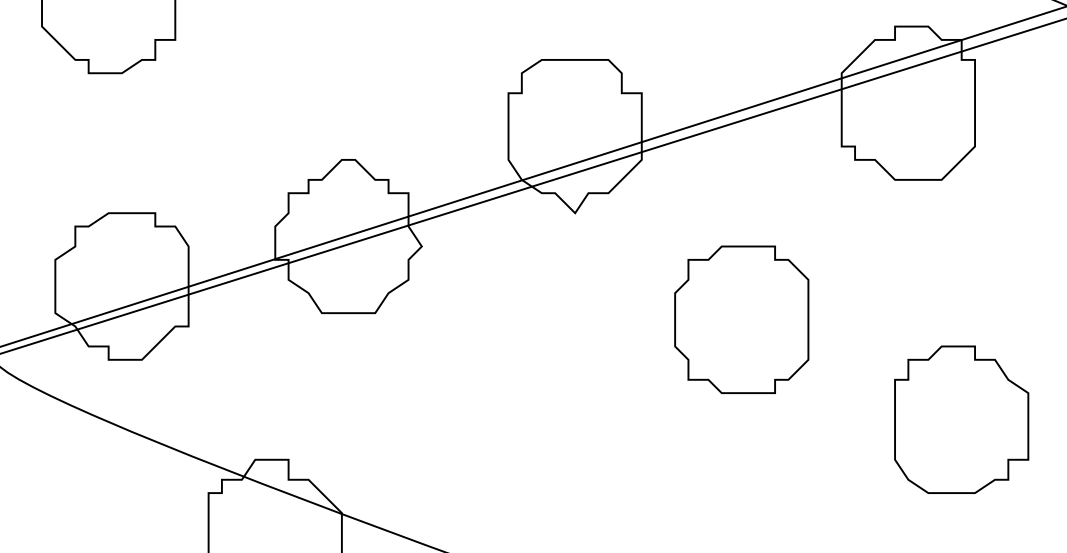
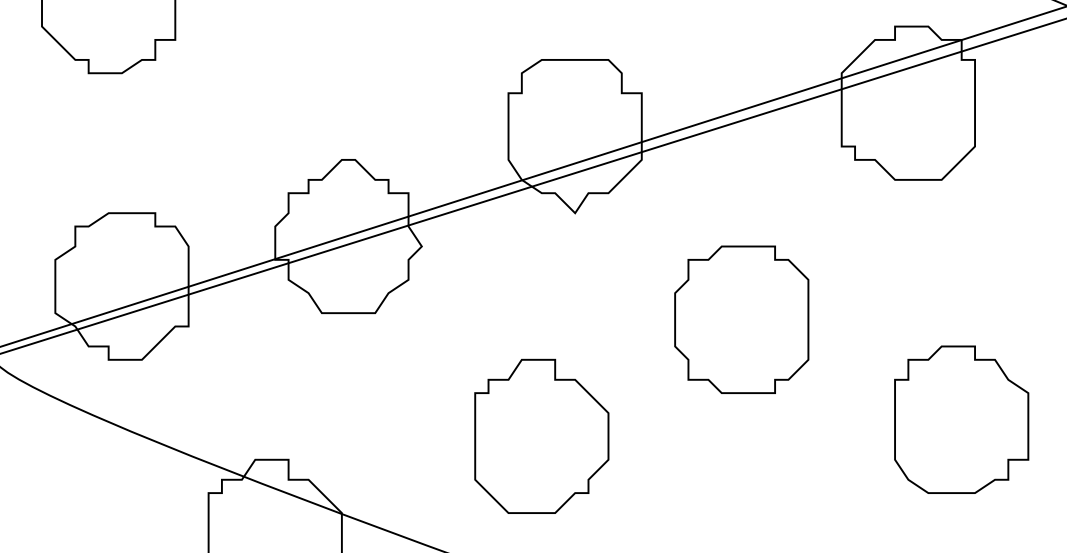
part: none -> present (541, 435)
